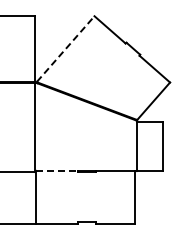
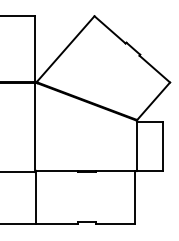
line: dashed -> solid (65, 49)
line: dashed -> solid (57, 171)
